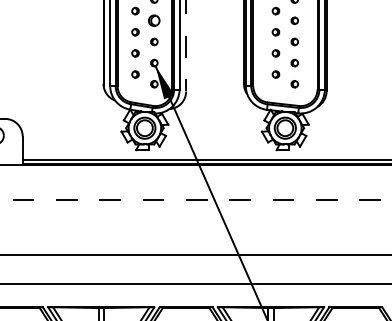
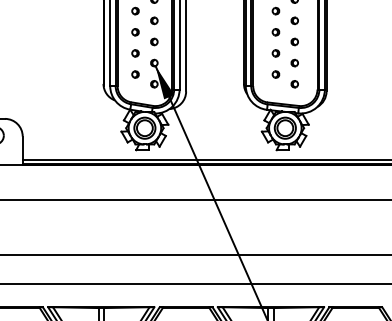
part size: 13x13 px -> 9x10 px (154, 20)
line: dashed -> solid (186, 46)
line: dashed -> solid (195, 199)
